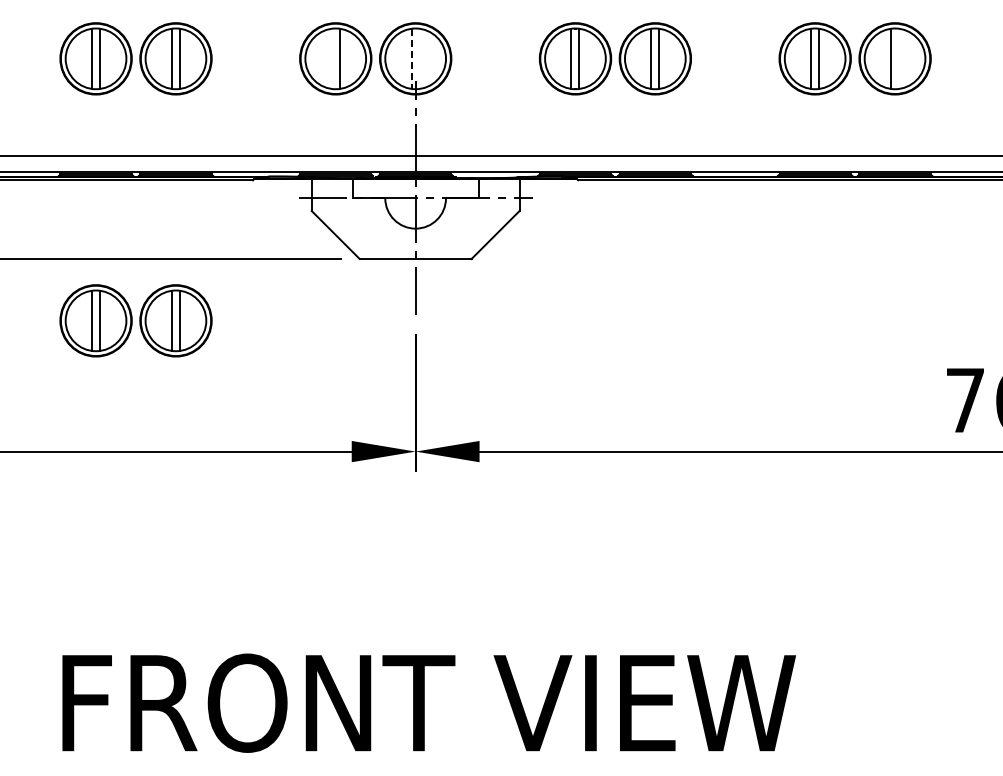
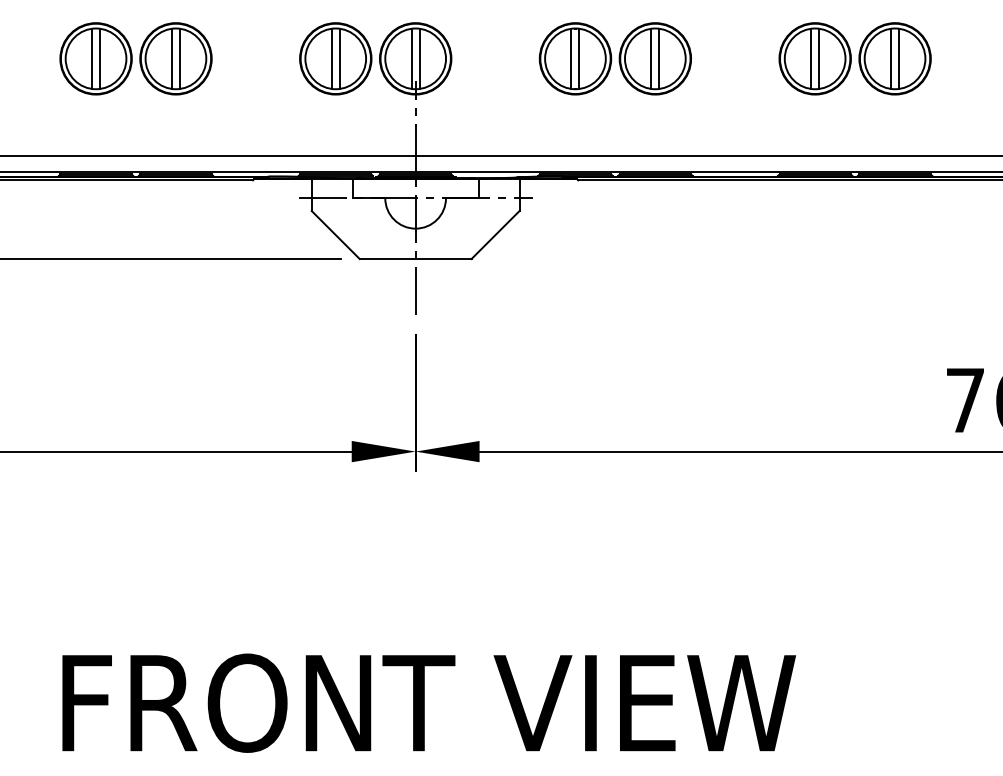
line: none -> present (331, 58)
line: none -> present (419, 58)
line: none -> present (899, 58)
line: dashed -> solid (411, 59)
part: present -> none (135, 320)
